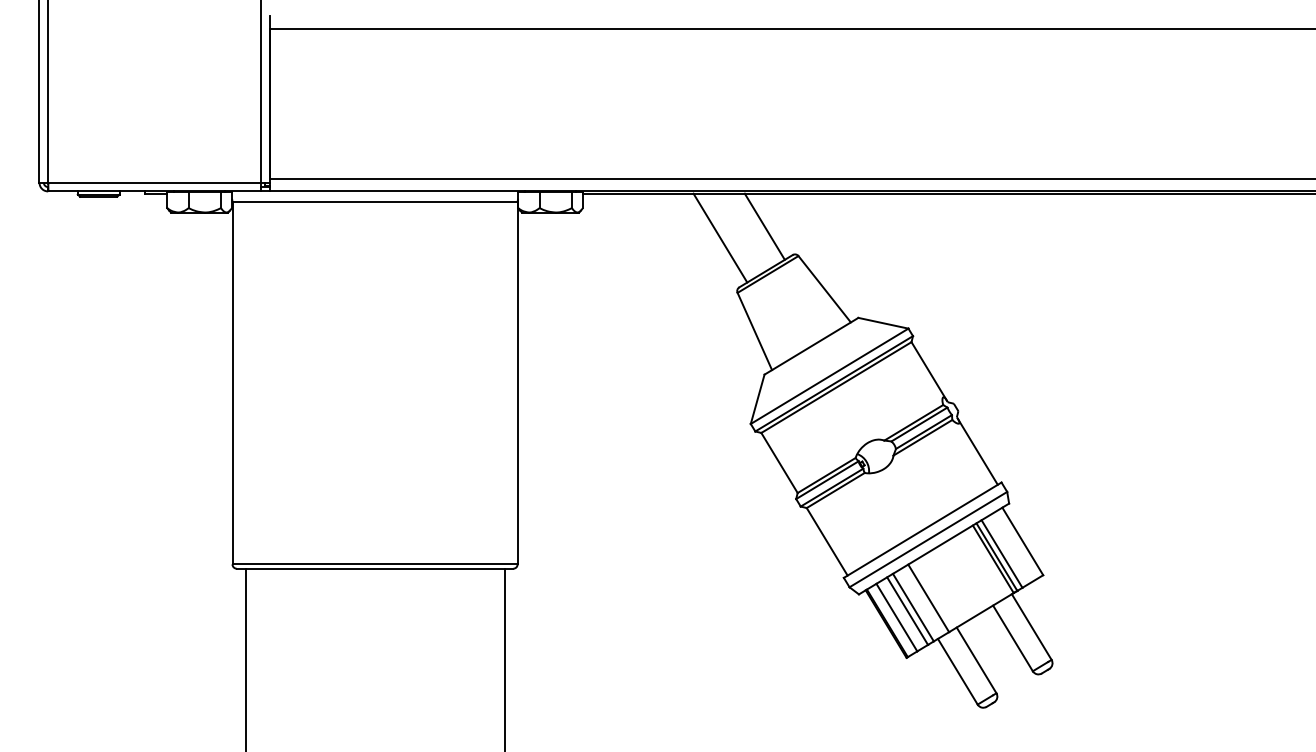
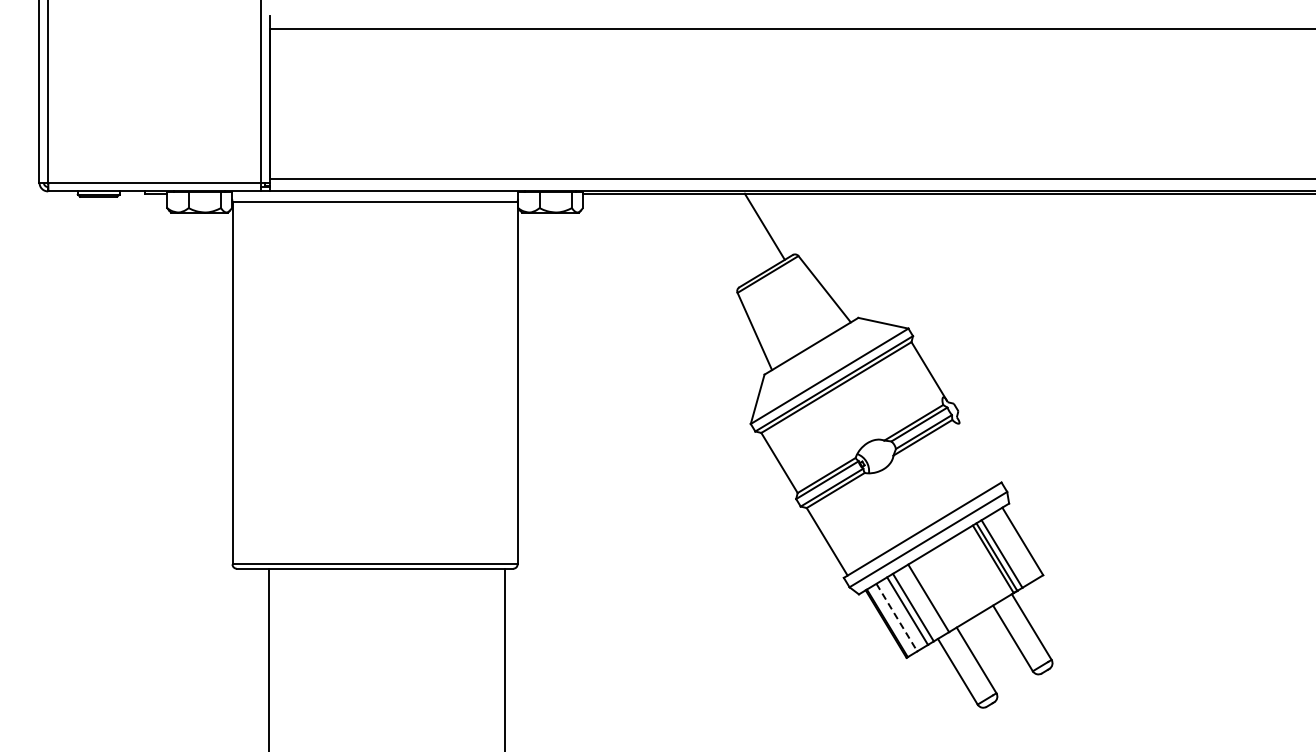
line: present -> none (720, 237)
line: present -> none (977, 451)
line: solid -> dashed (897, 618)
line position: (245, 658) -> (268, 658) (268, 658)
